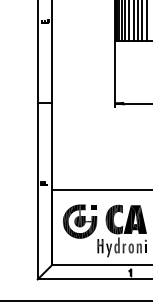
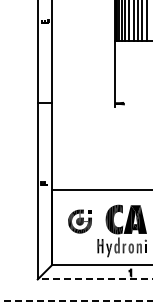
line: present -> none (136, 103)
part size: 36x35 px -> 24x25 px (79, 221)
line: solid -> dashed (94, 279)
line: solid -> dashed (76, 300)
